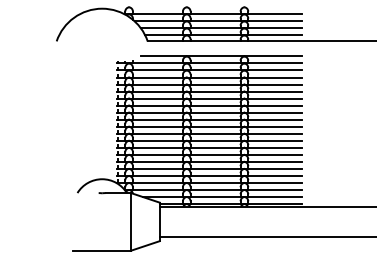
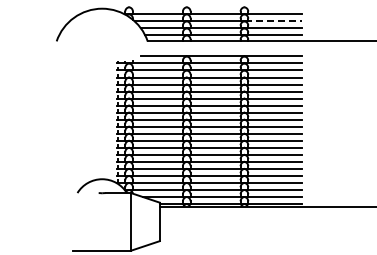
line: solid -> dashed (273, 21)
line: present -> none (266, 237)
